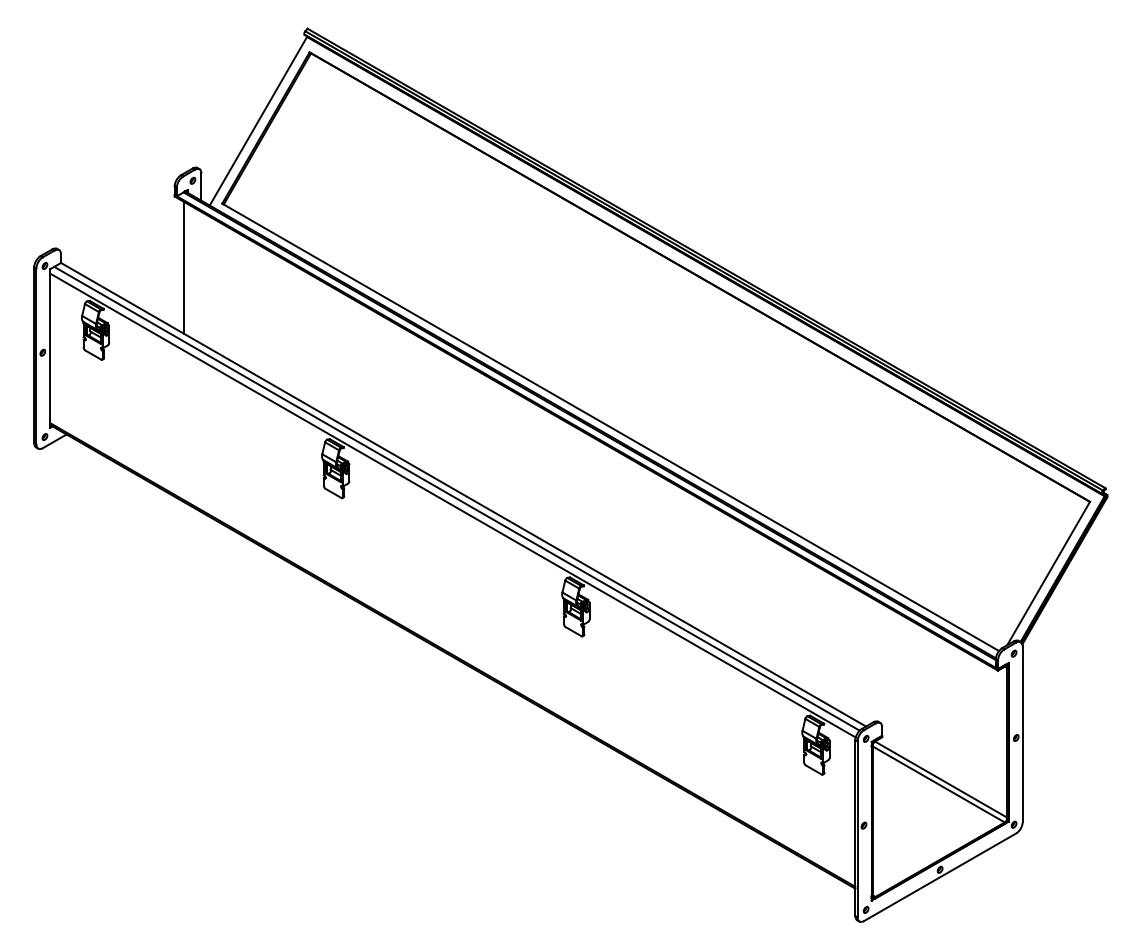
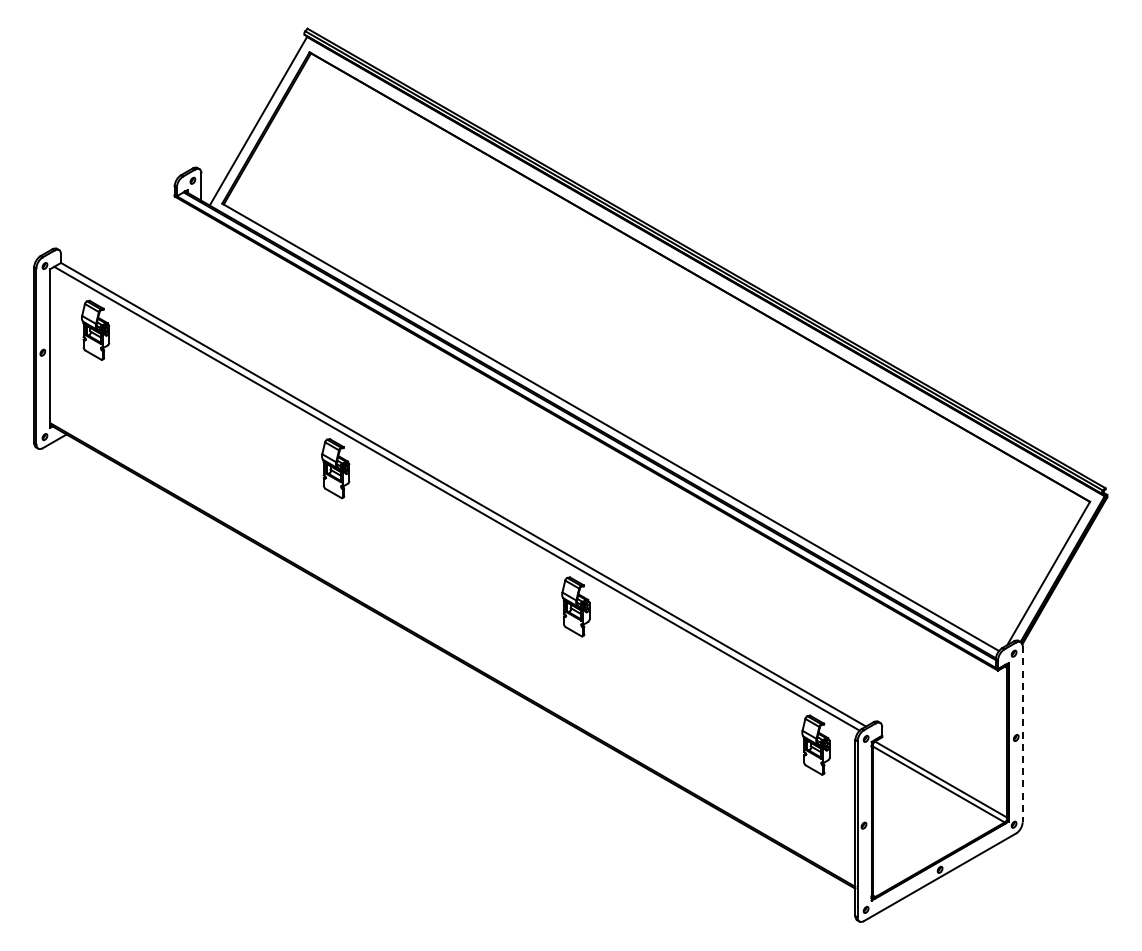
line: present -> none (184, 267)
line: present -> none (452, 505)
line: solid -> dashed (1022, 734)
